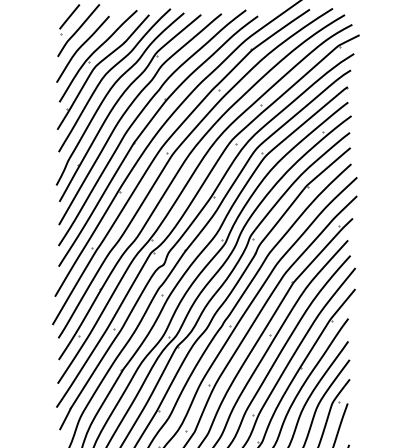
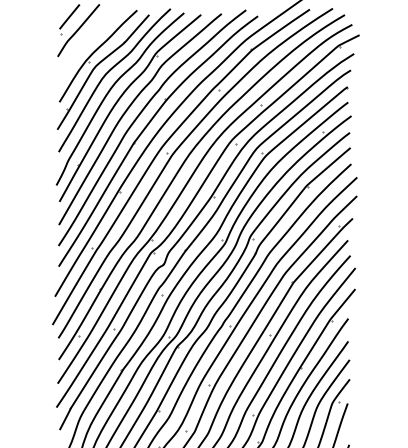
curve: present -> none (81, 47)
